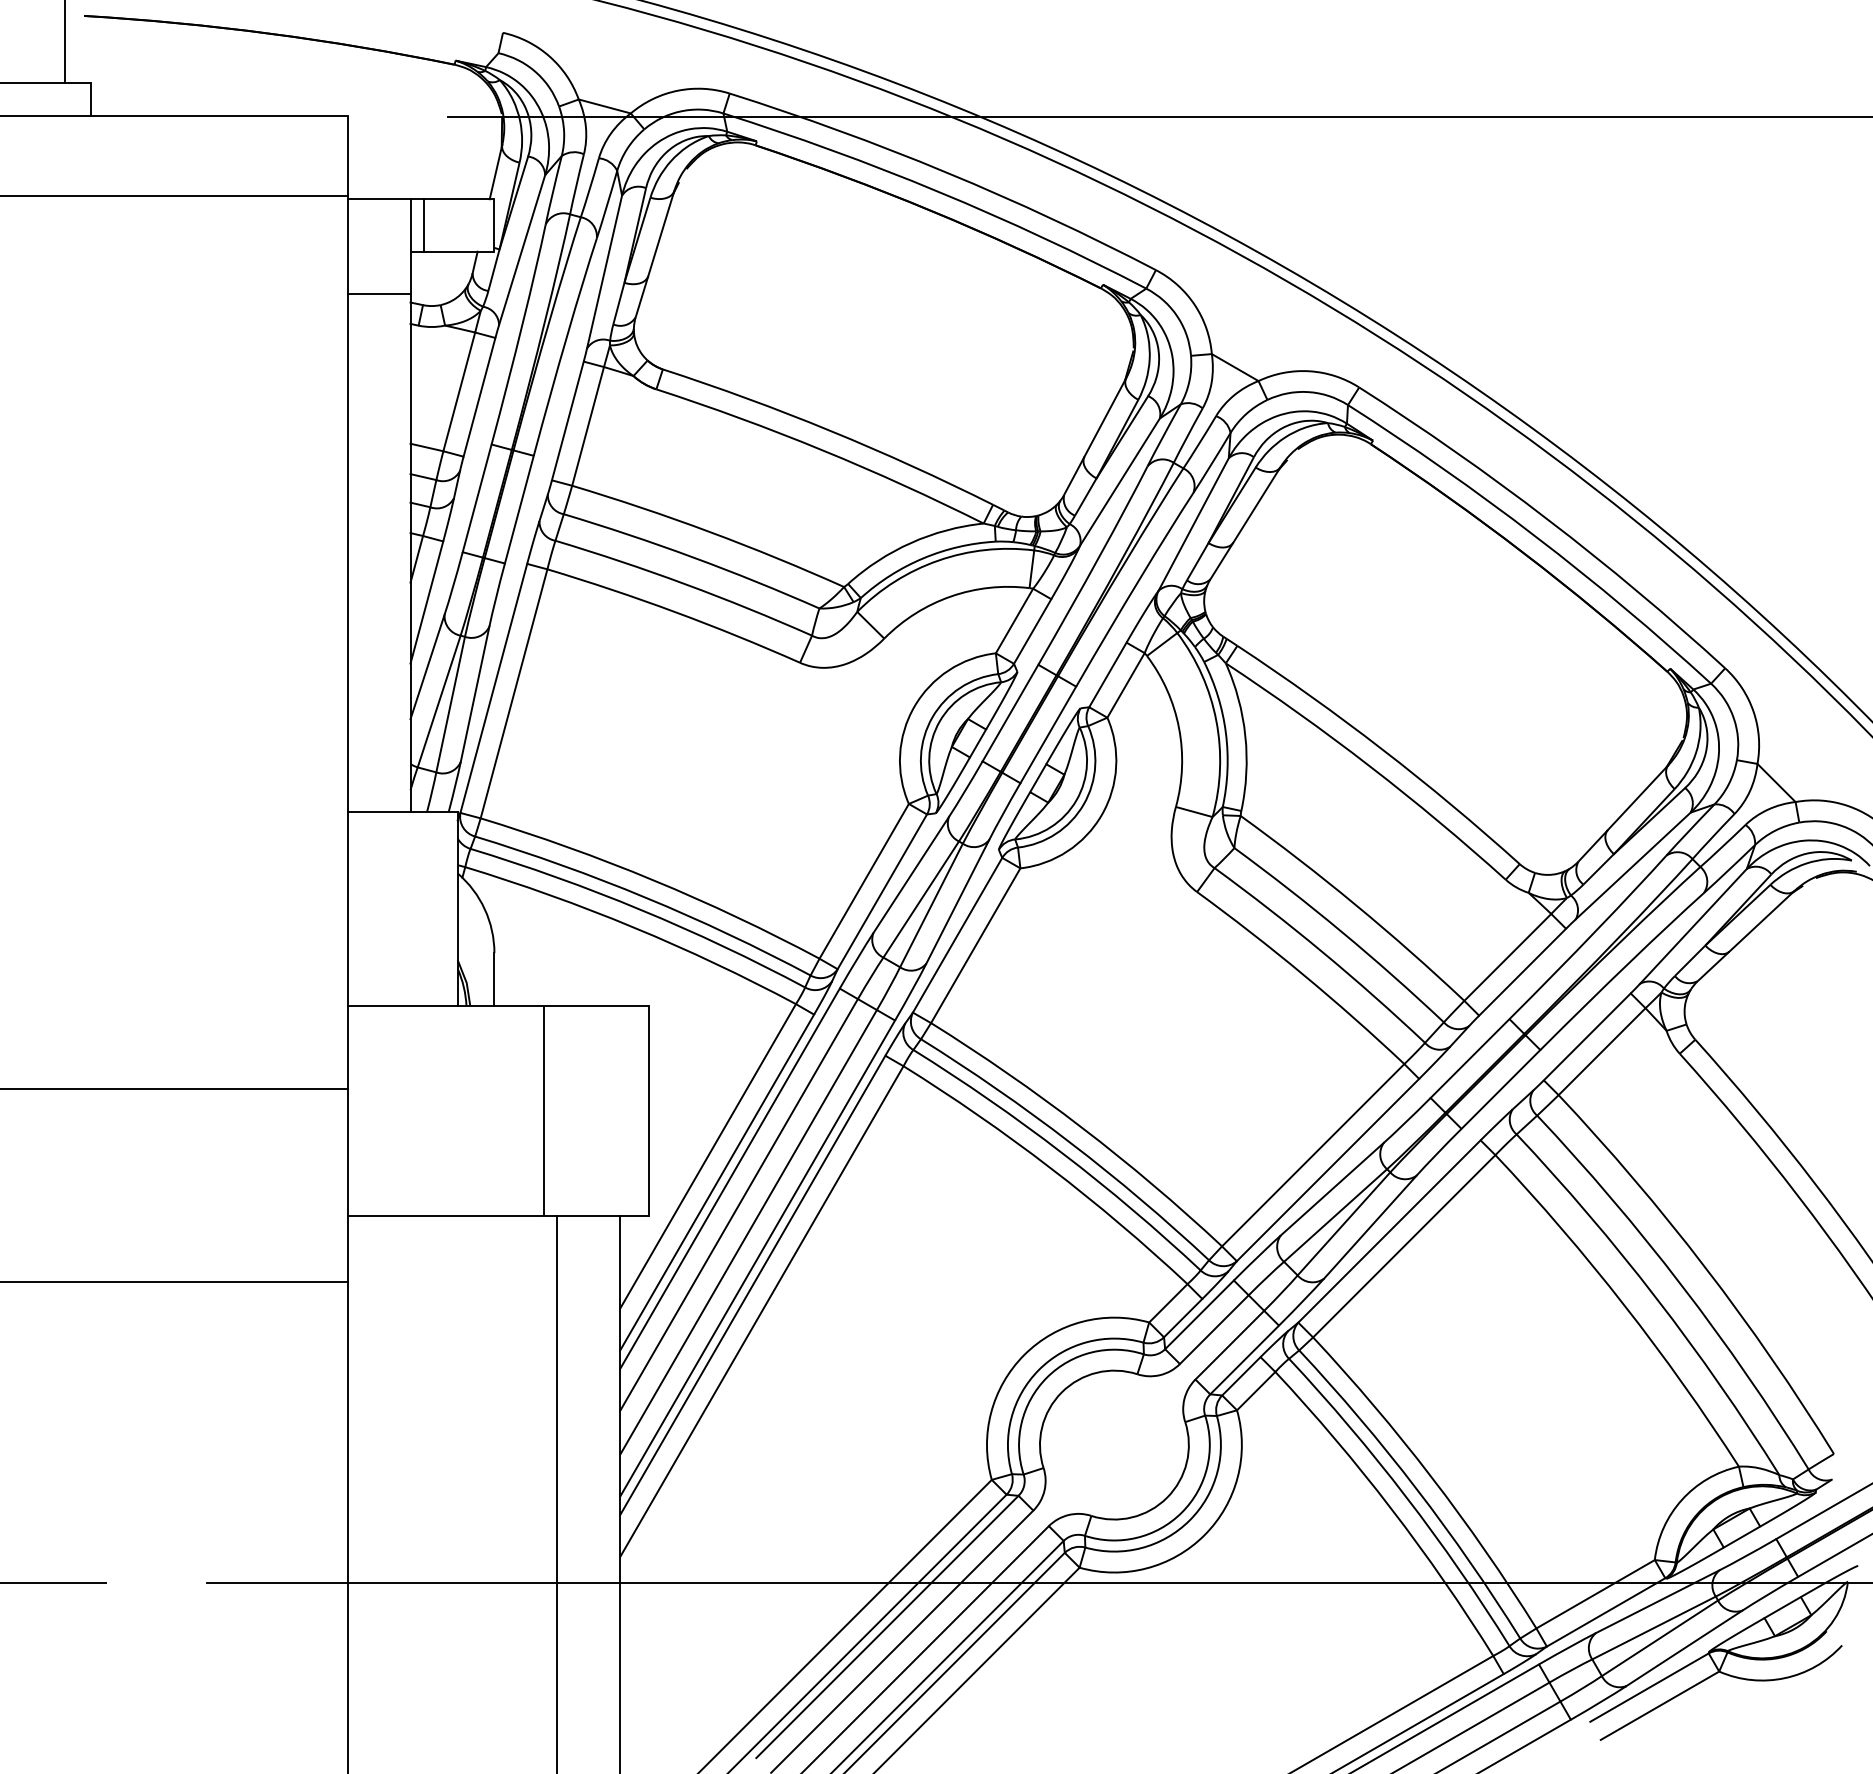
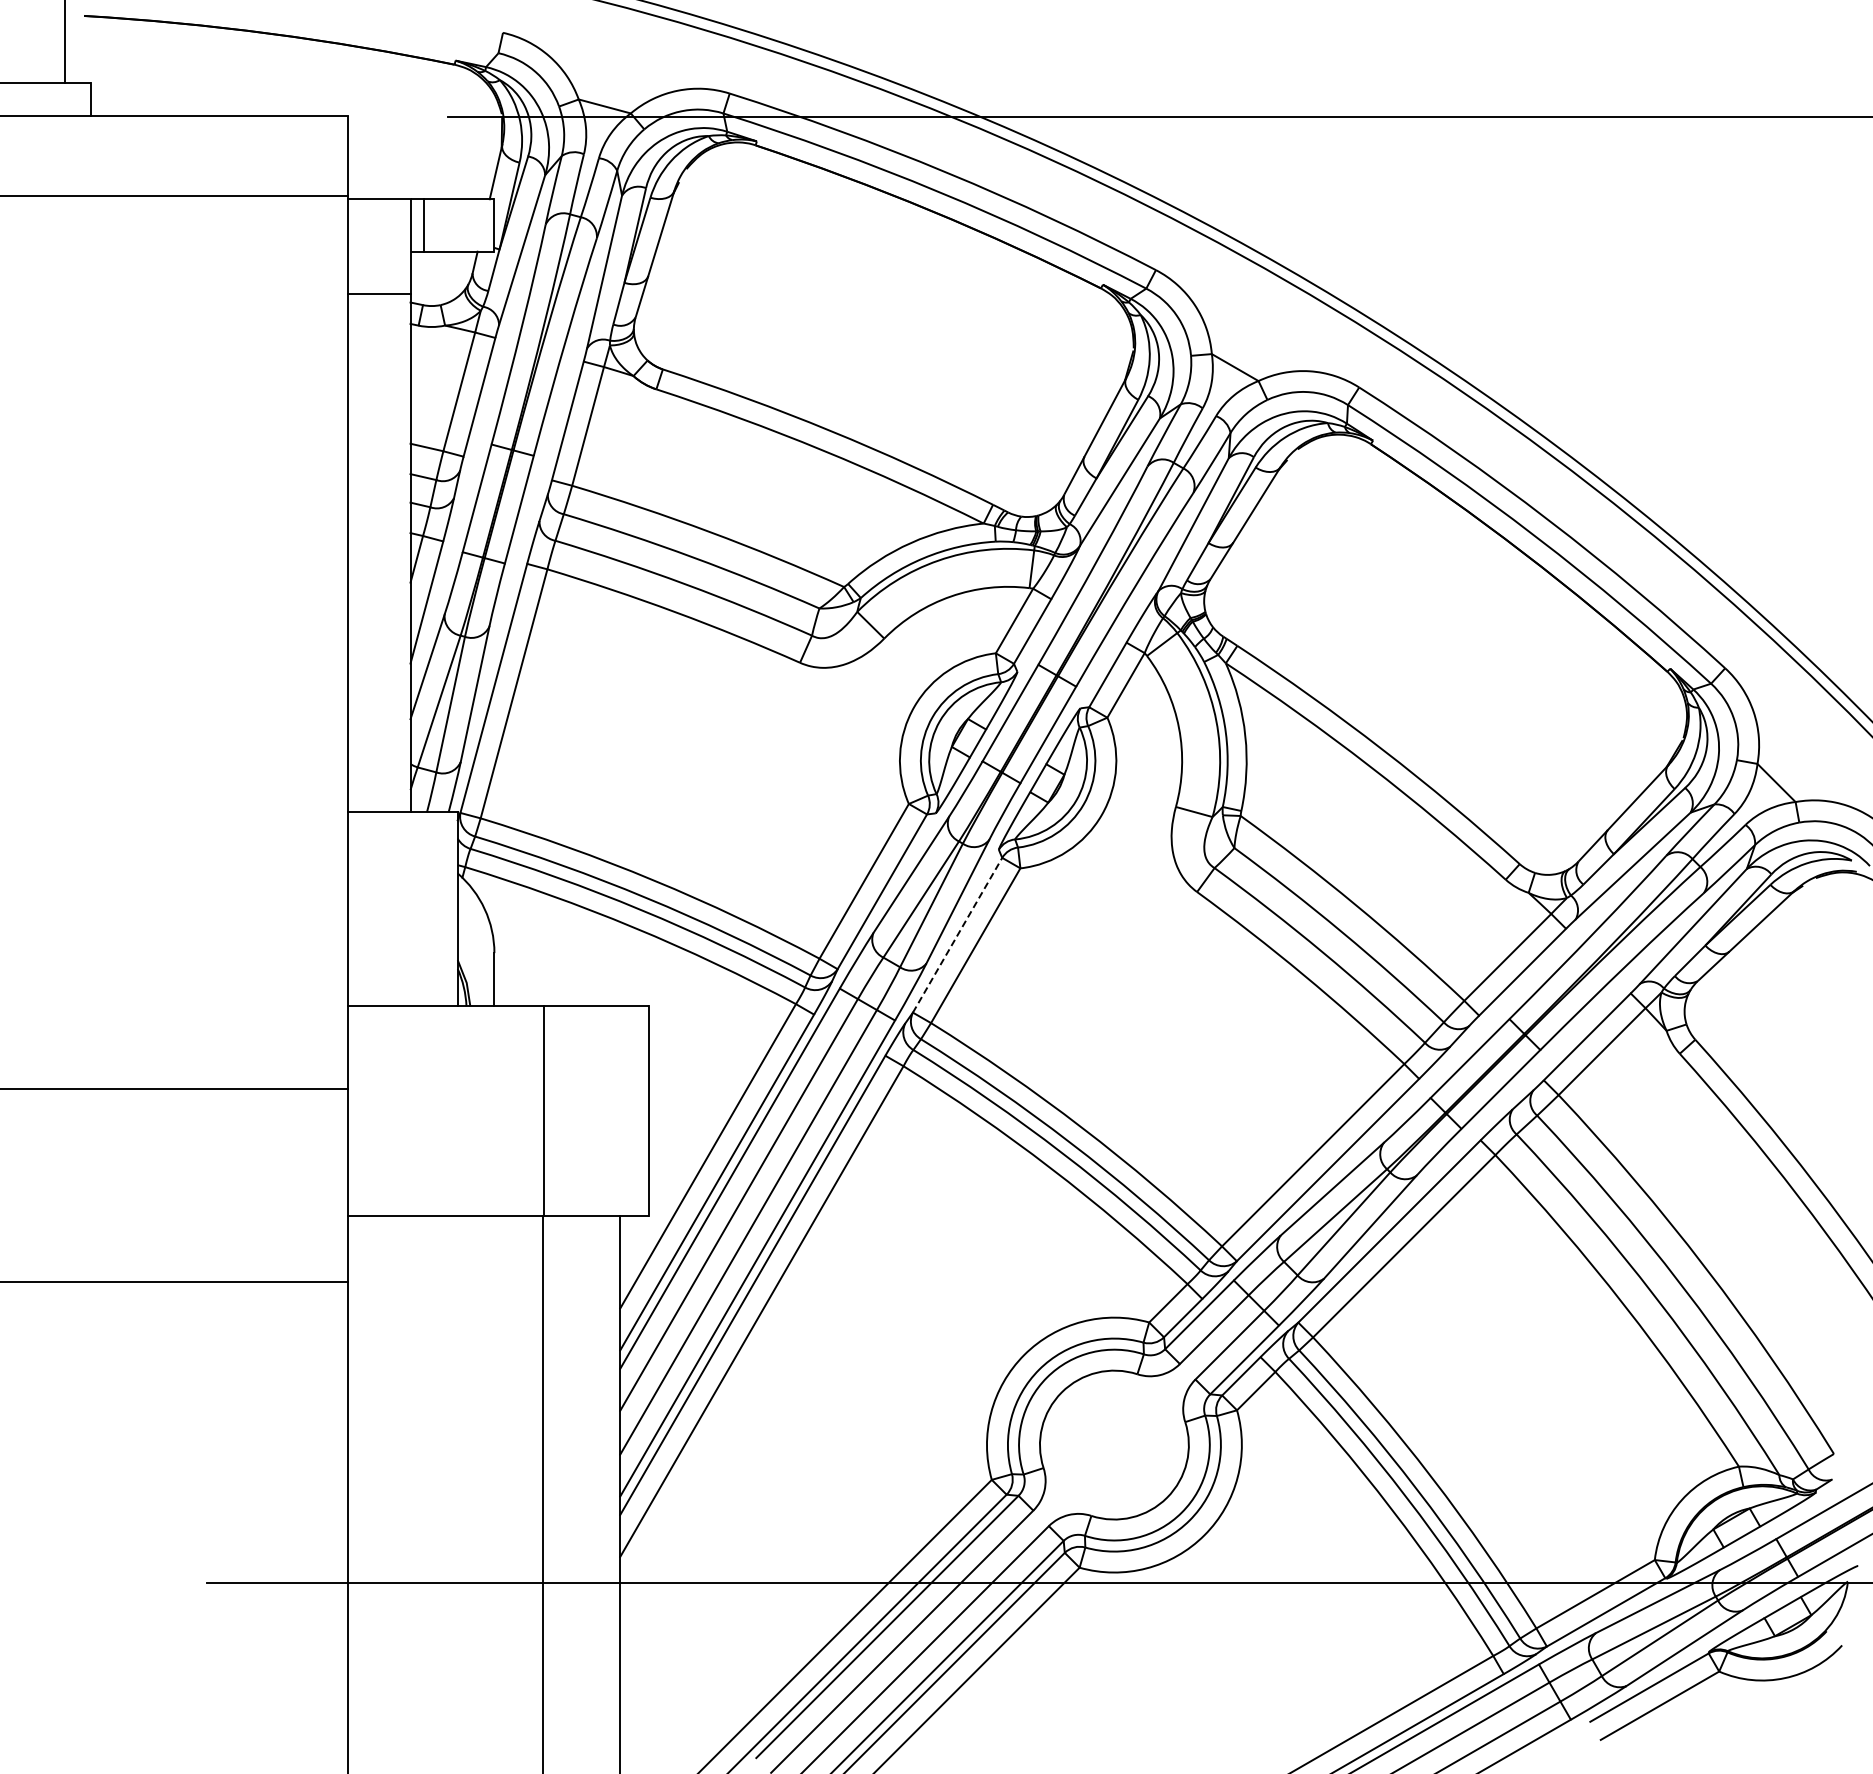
line: solid -> dashed (957, 934)
line position: (557, 1492) -> (543, 1492) (543, 1492)
line: present -> none (54, 1582)
